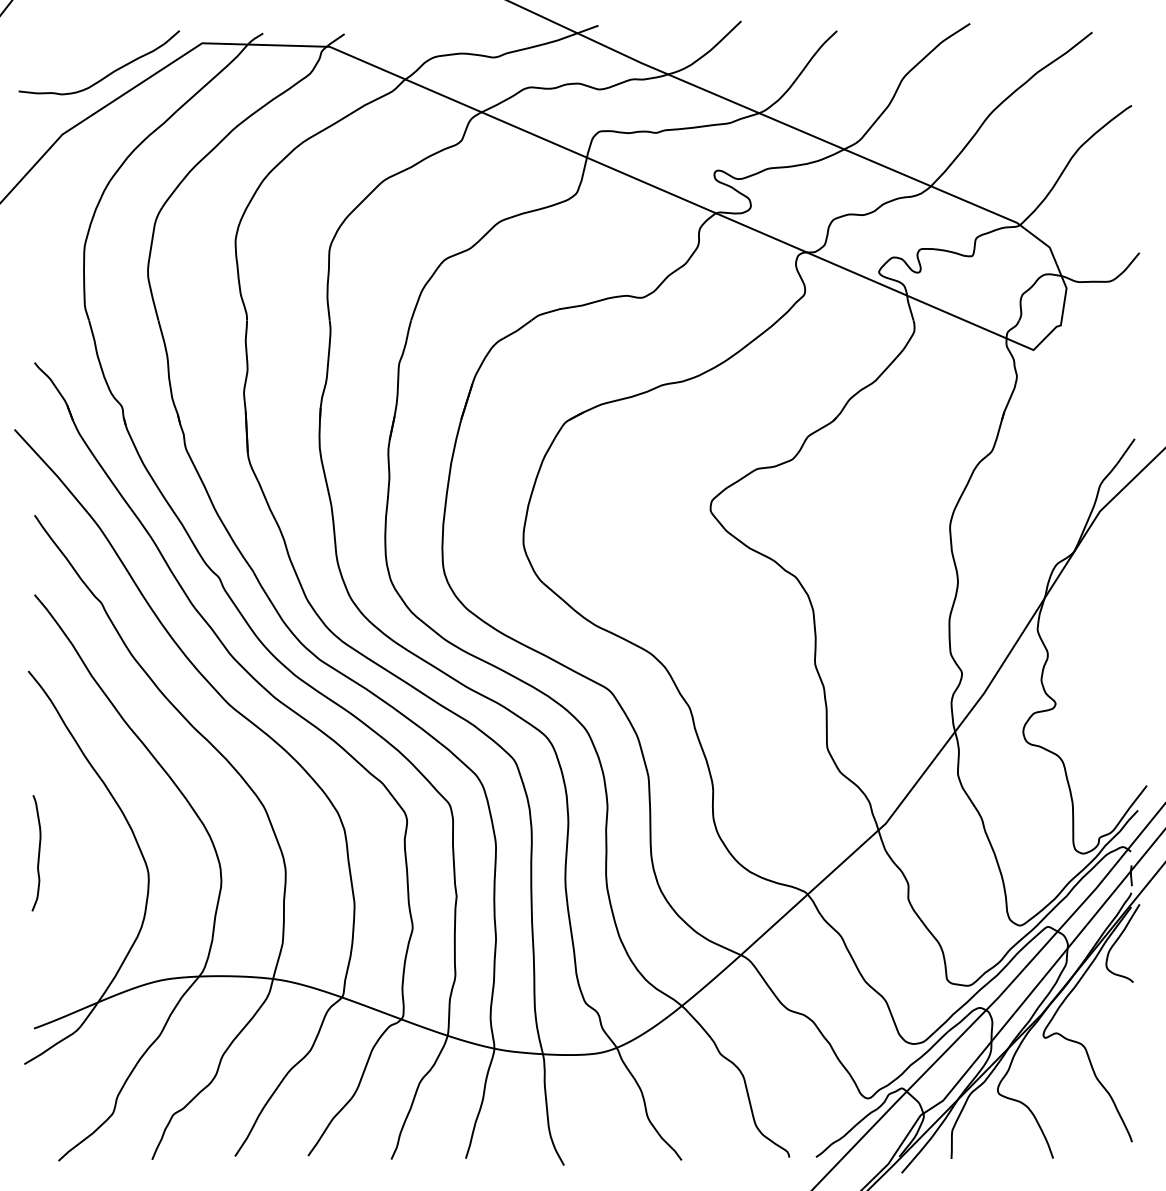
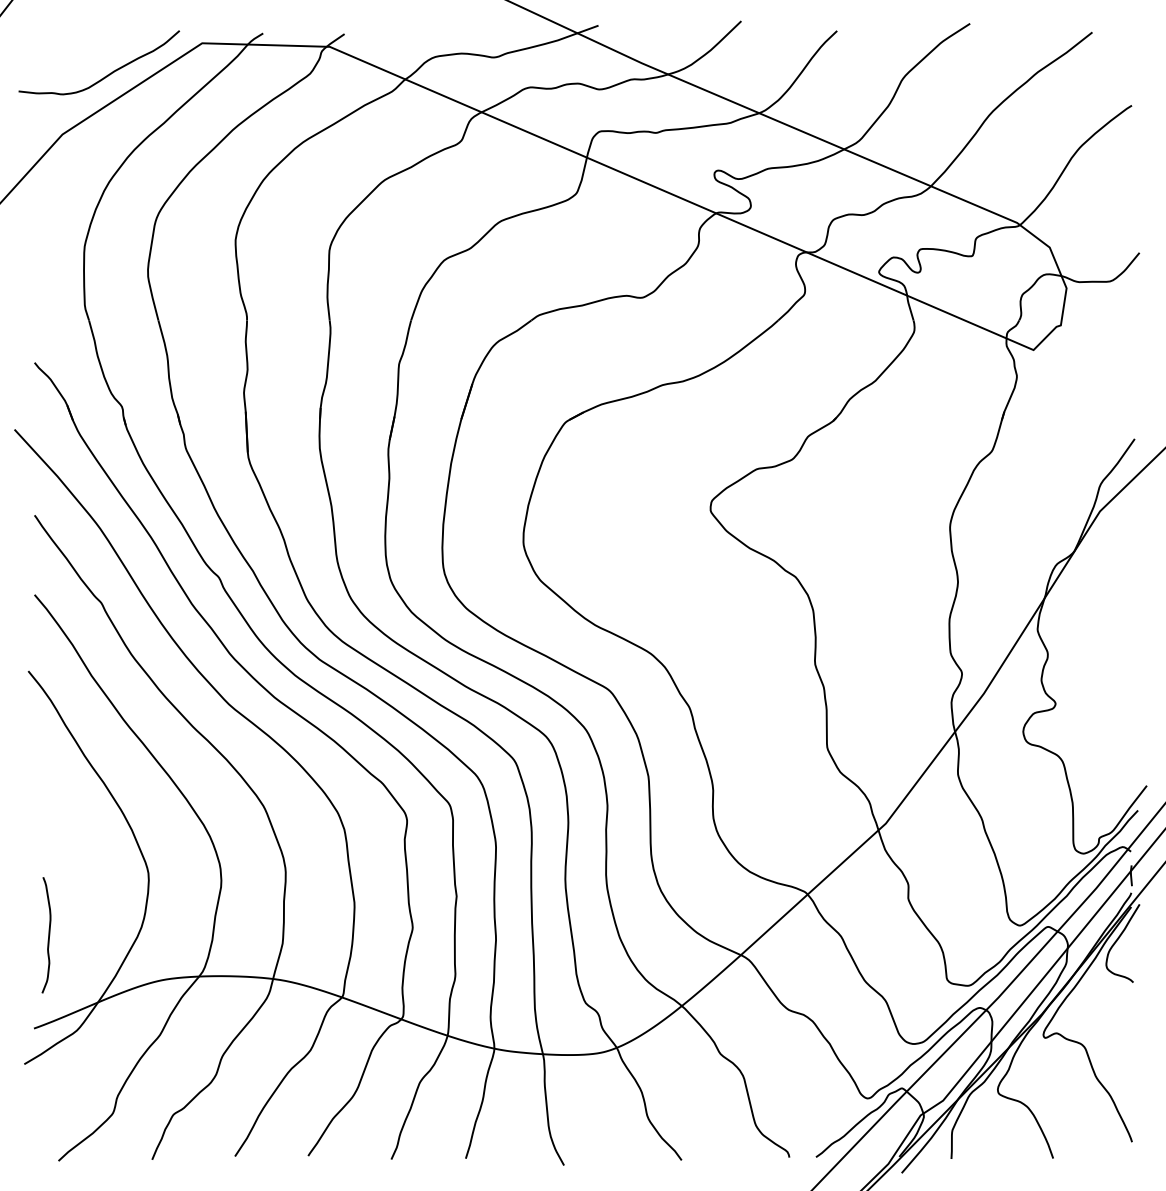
curve position: (38, 853) -> (48, 935) (48, 935)
